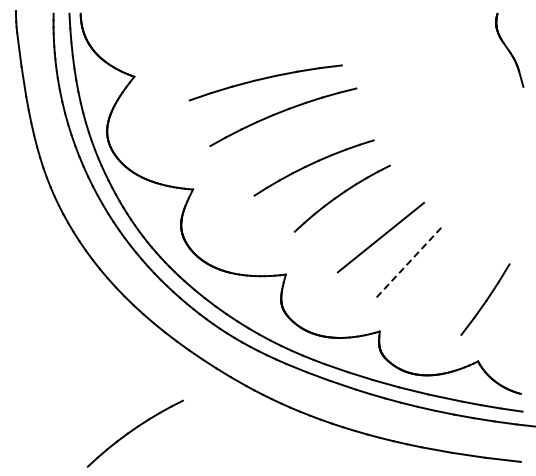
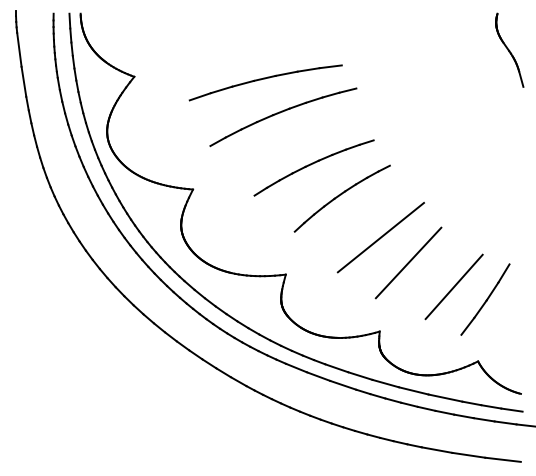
line: dashed -> solid (408, 263)
line: none -> present (453, 286)
part: present -> none (134, 433)
